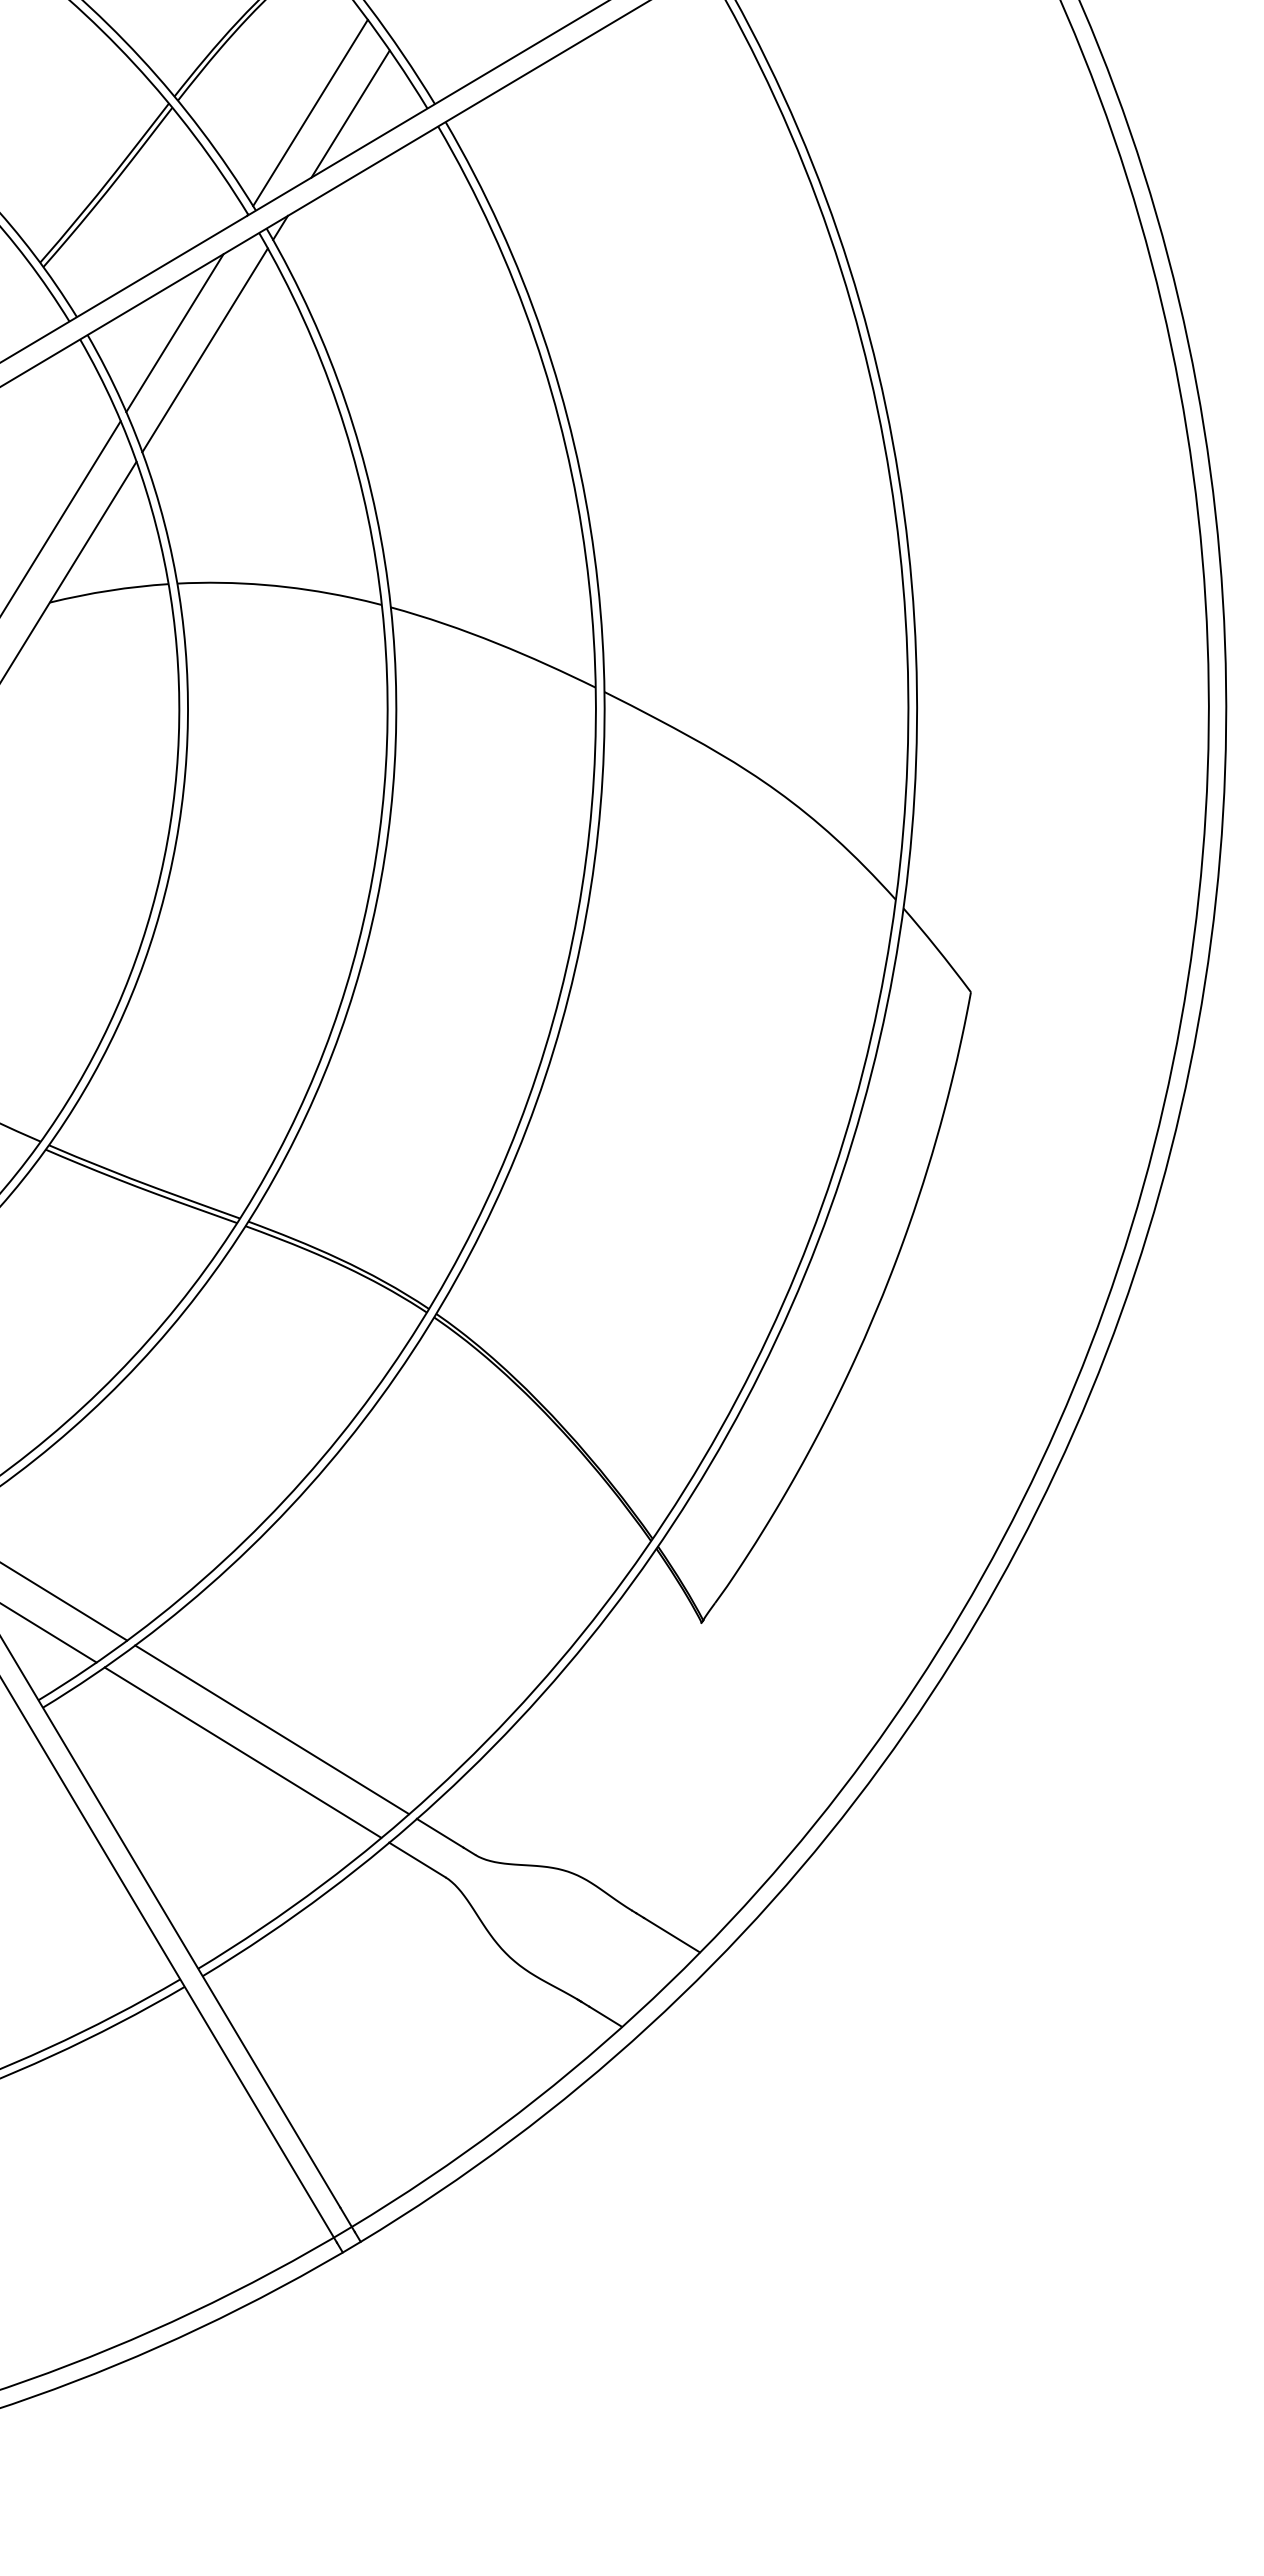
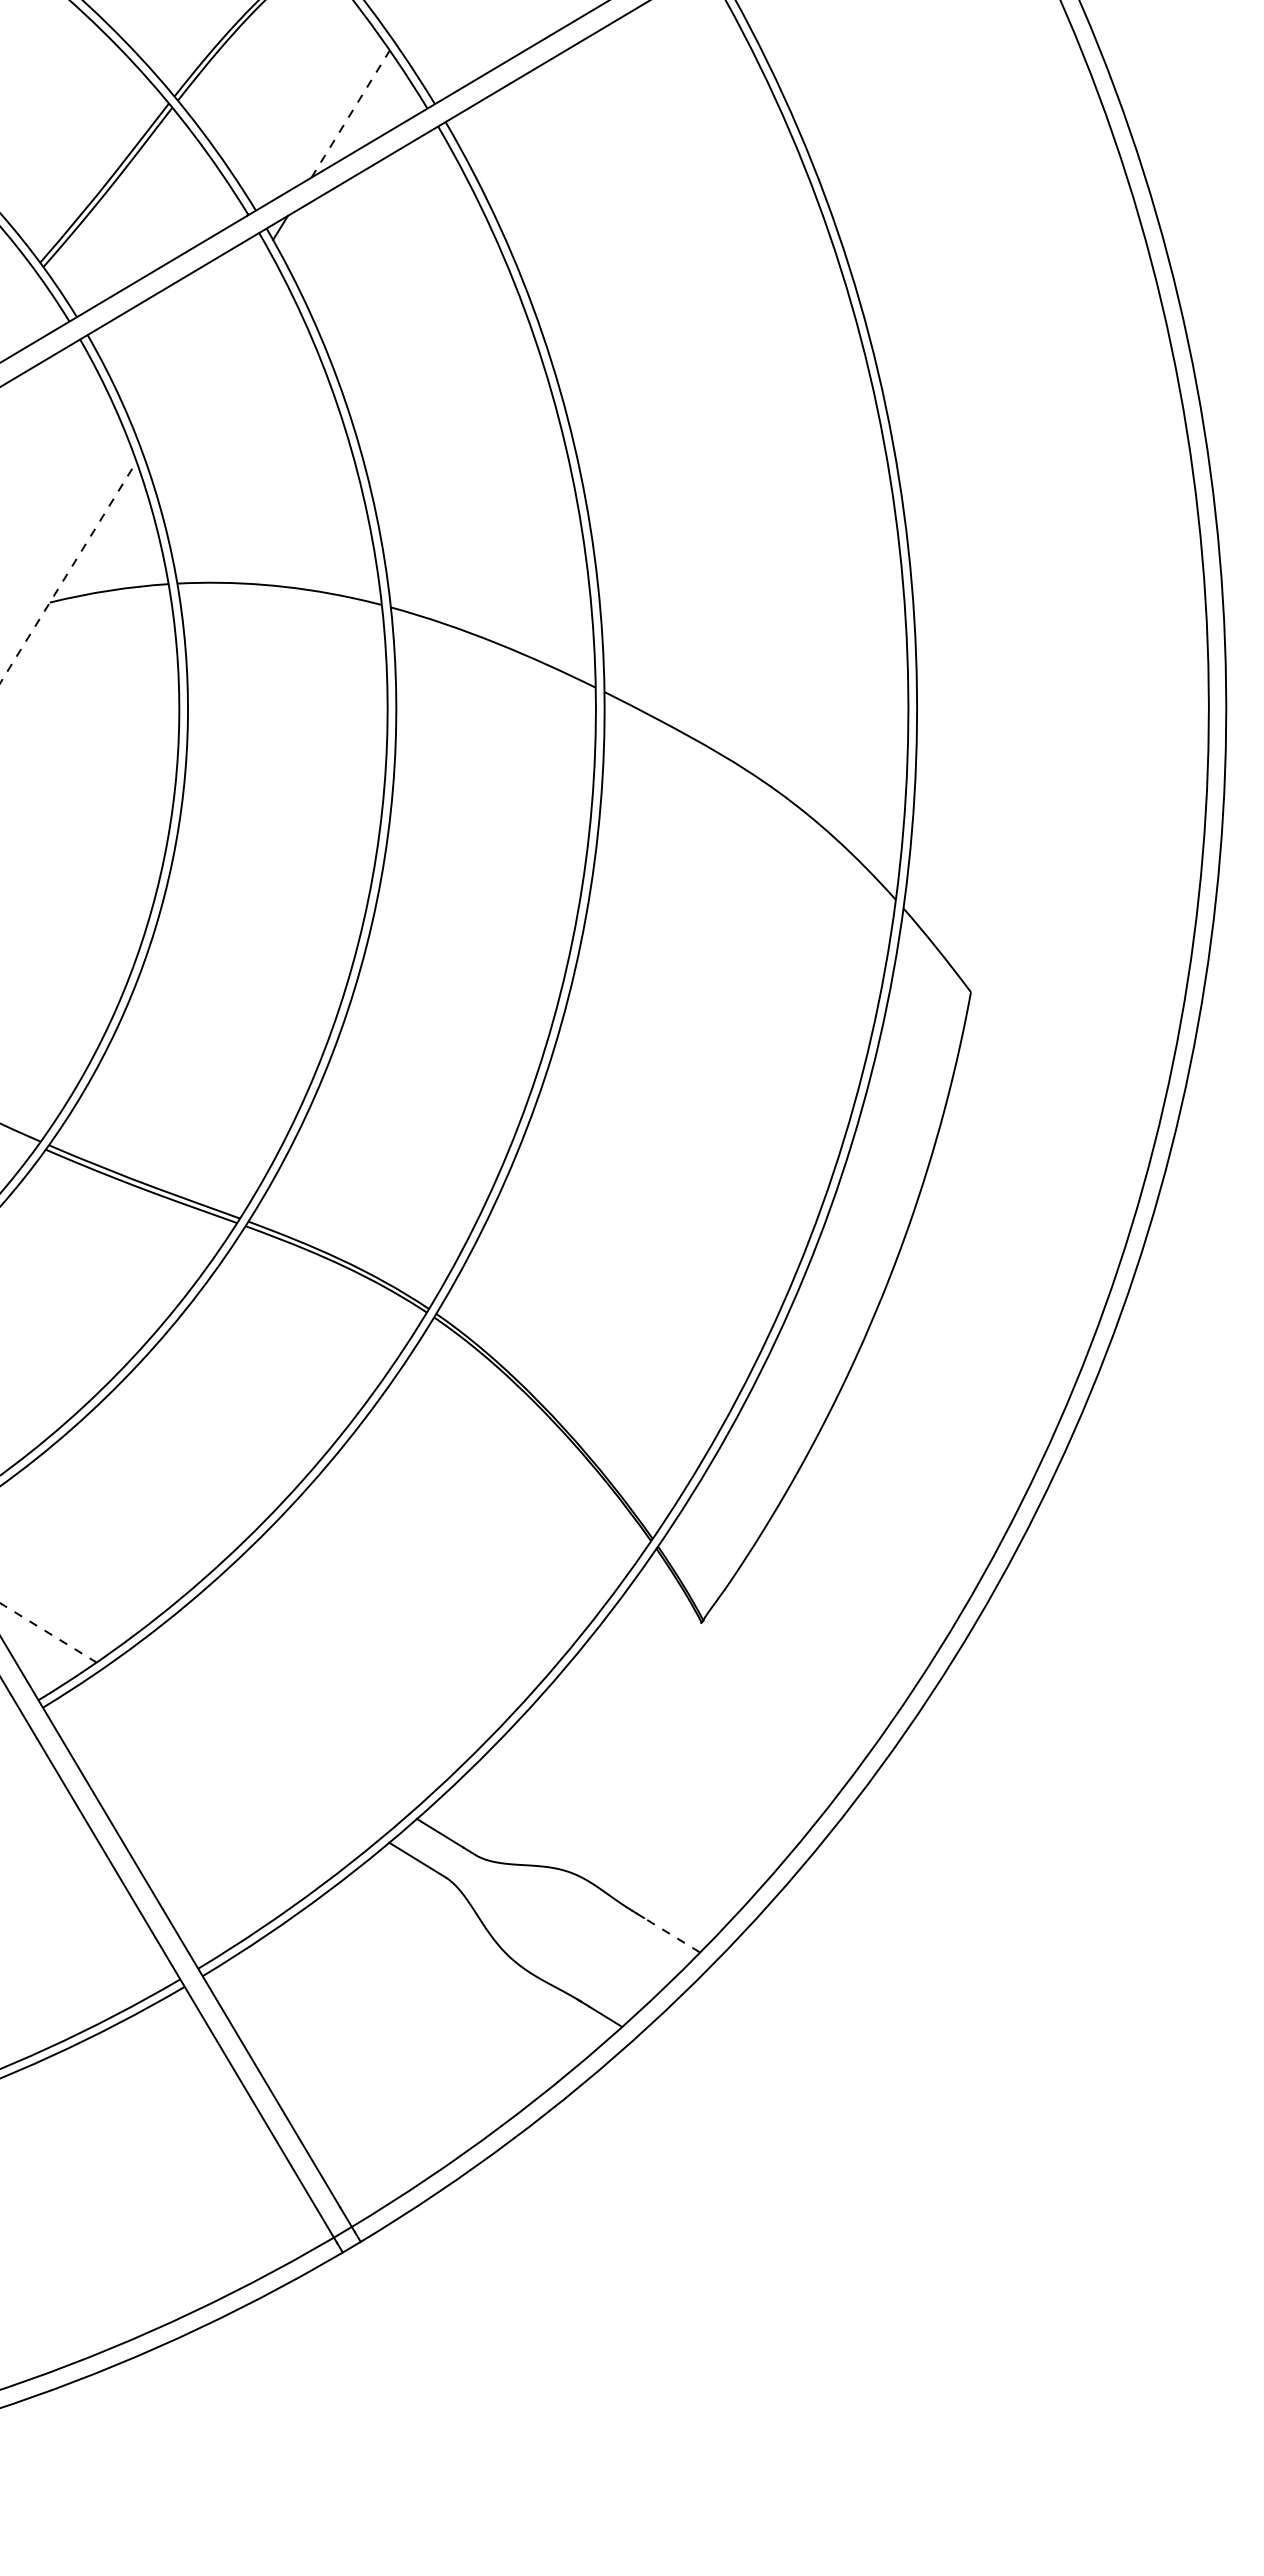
line: present -> none (310, 112)
line: solid -> dashed (350, 114)
line: present -> none (174, 333)
line: present -> none (204, 350)
line: present -> none (61, 517)
line: solid -> dashed (68, 572)
line: present -> none (64, 1601)
line: solid -> dashed (49, 1633)
line: present -> none (272, 1729)
line: present -> none (242, 1752)
line: solid -> dashed (671, 1935)
